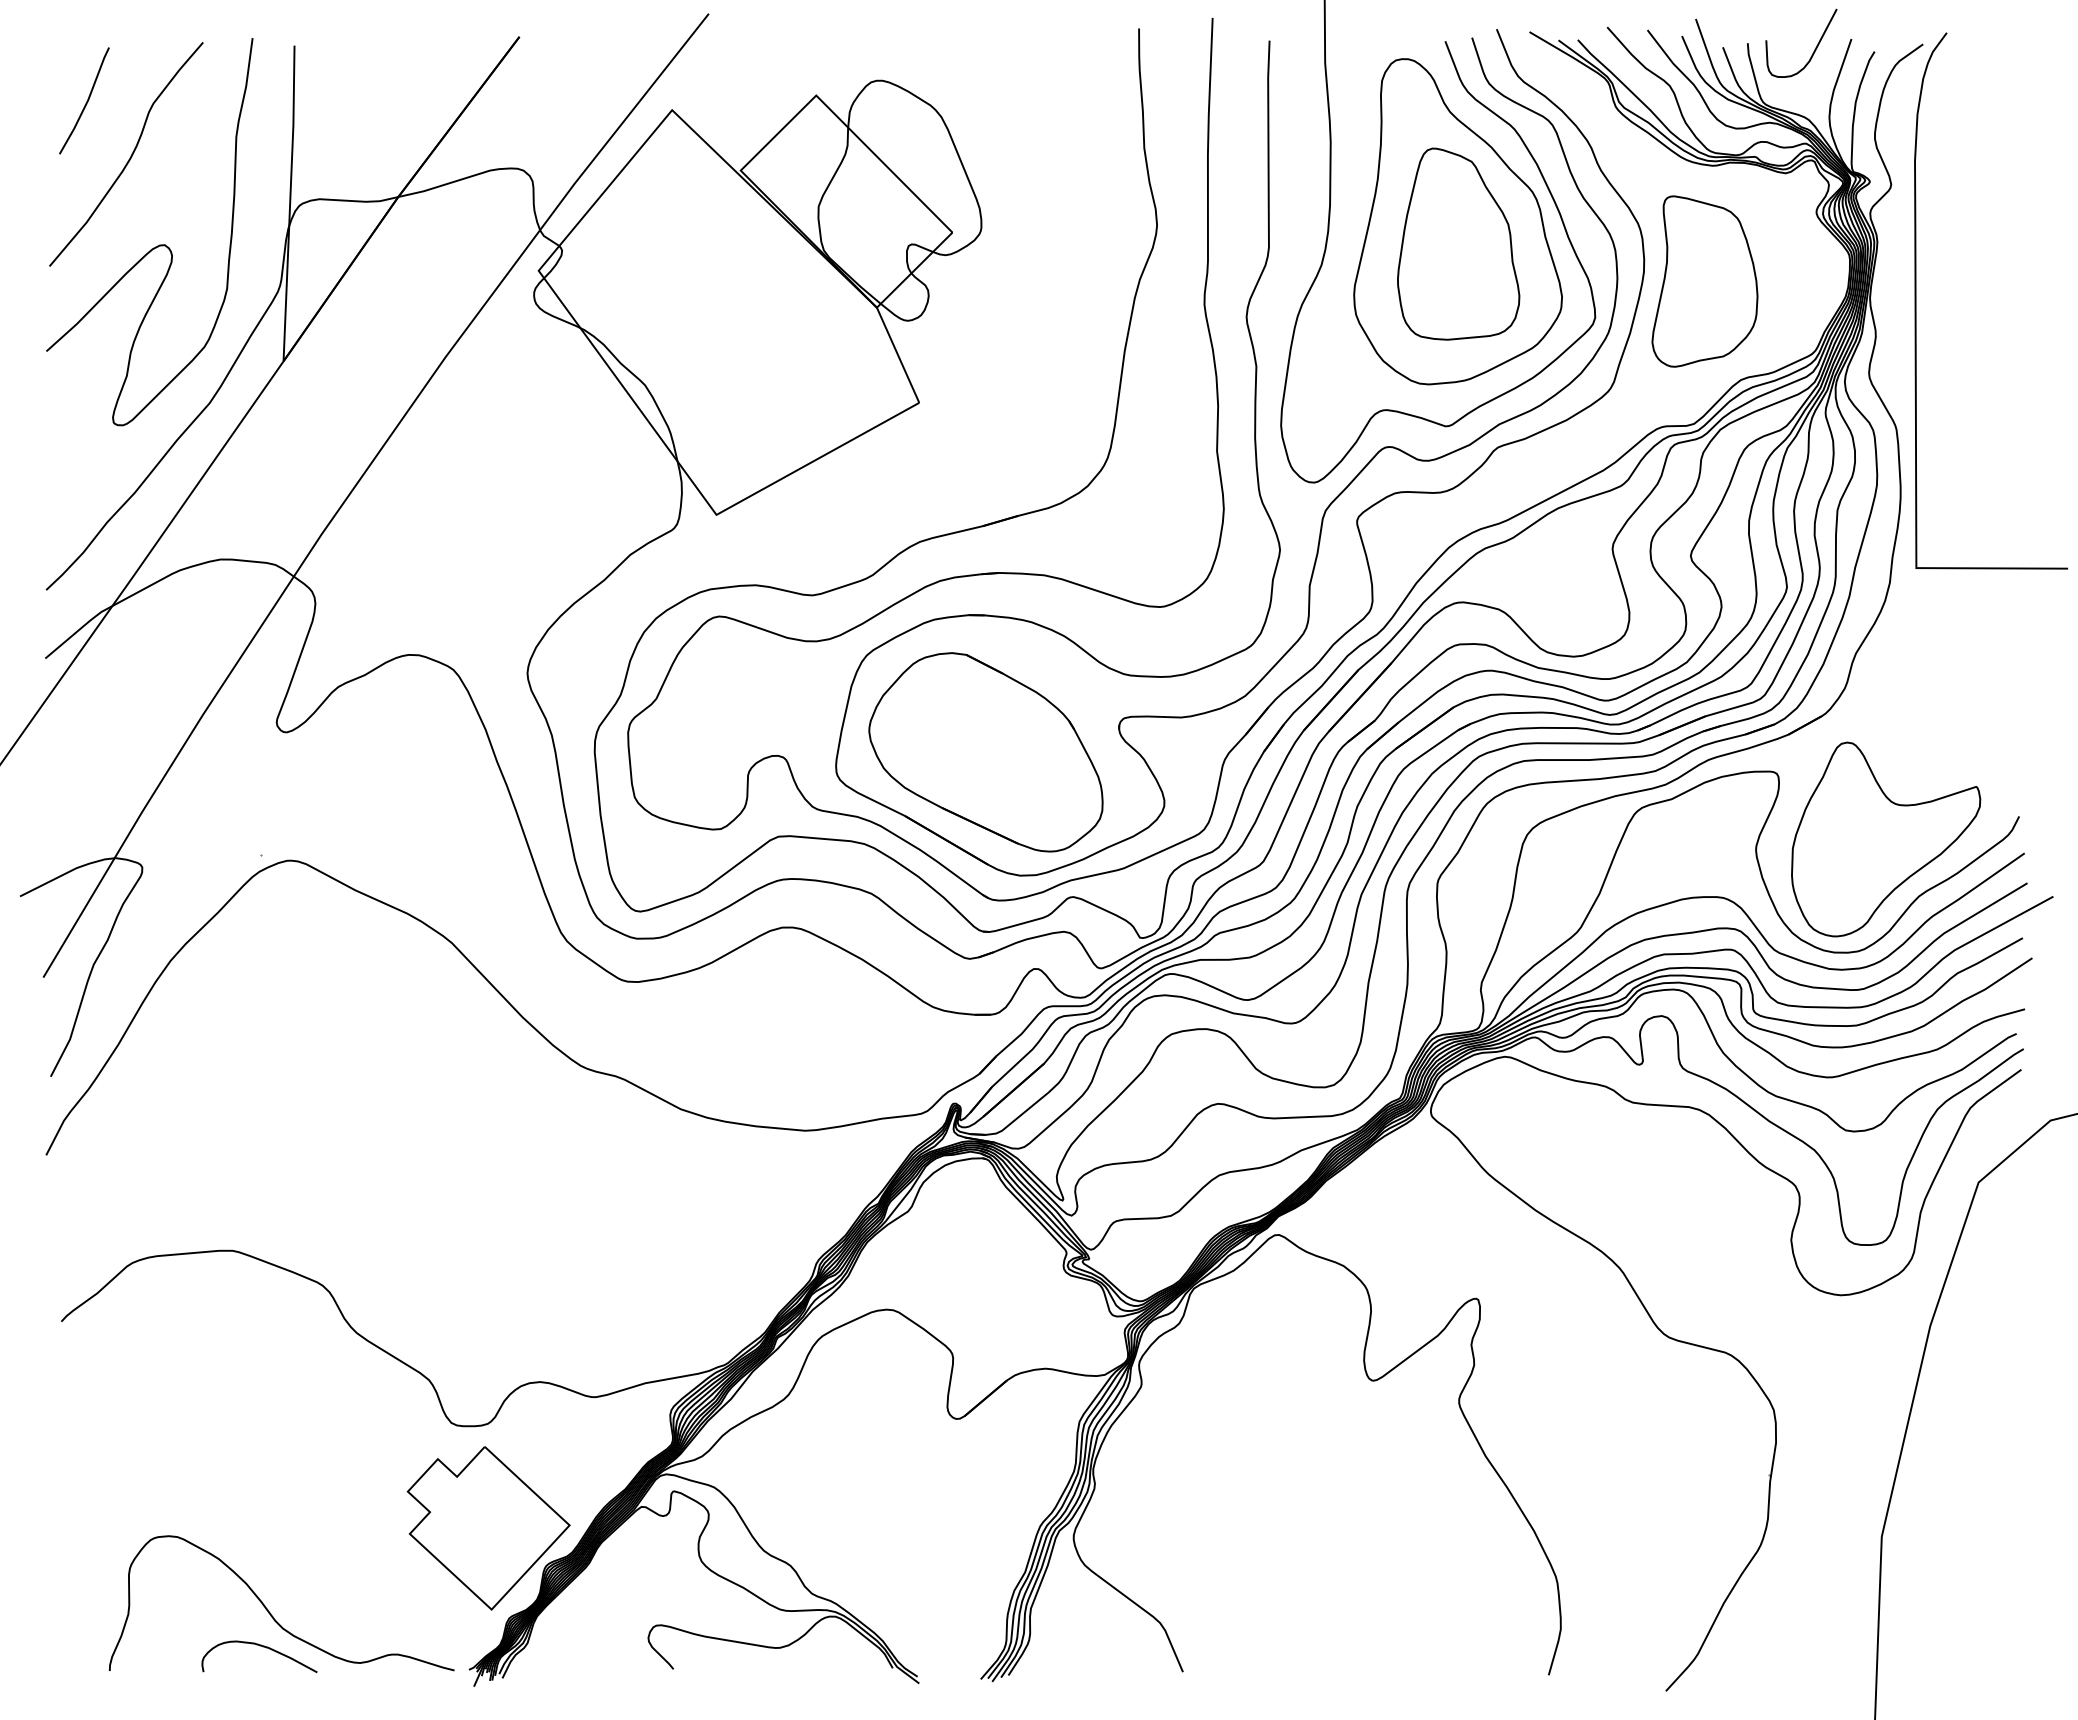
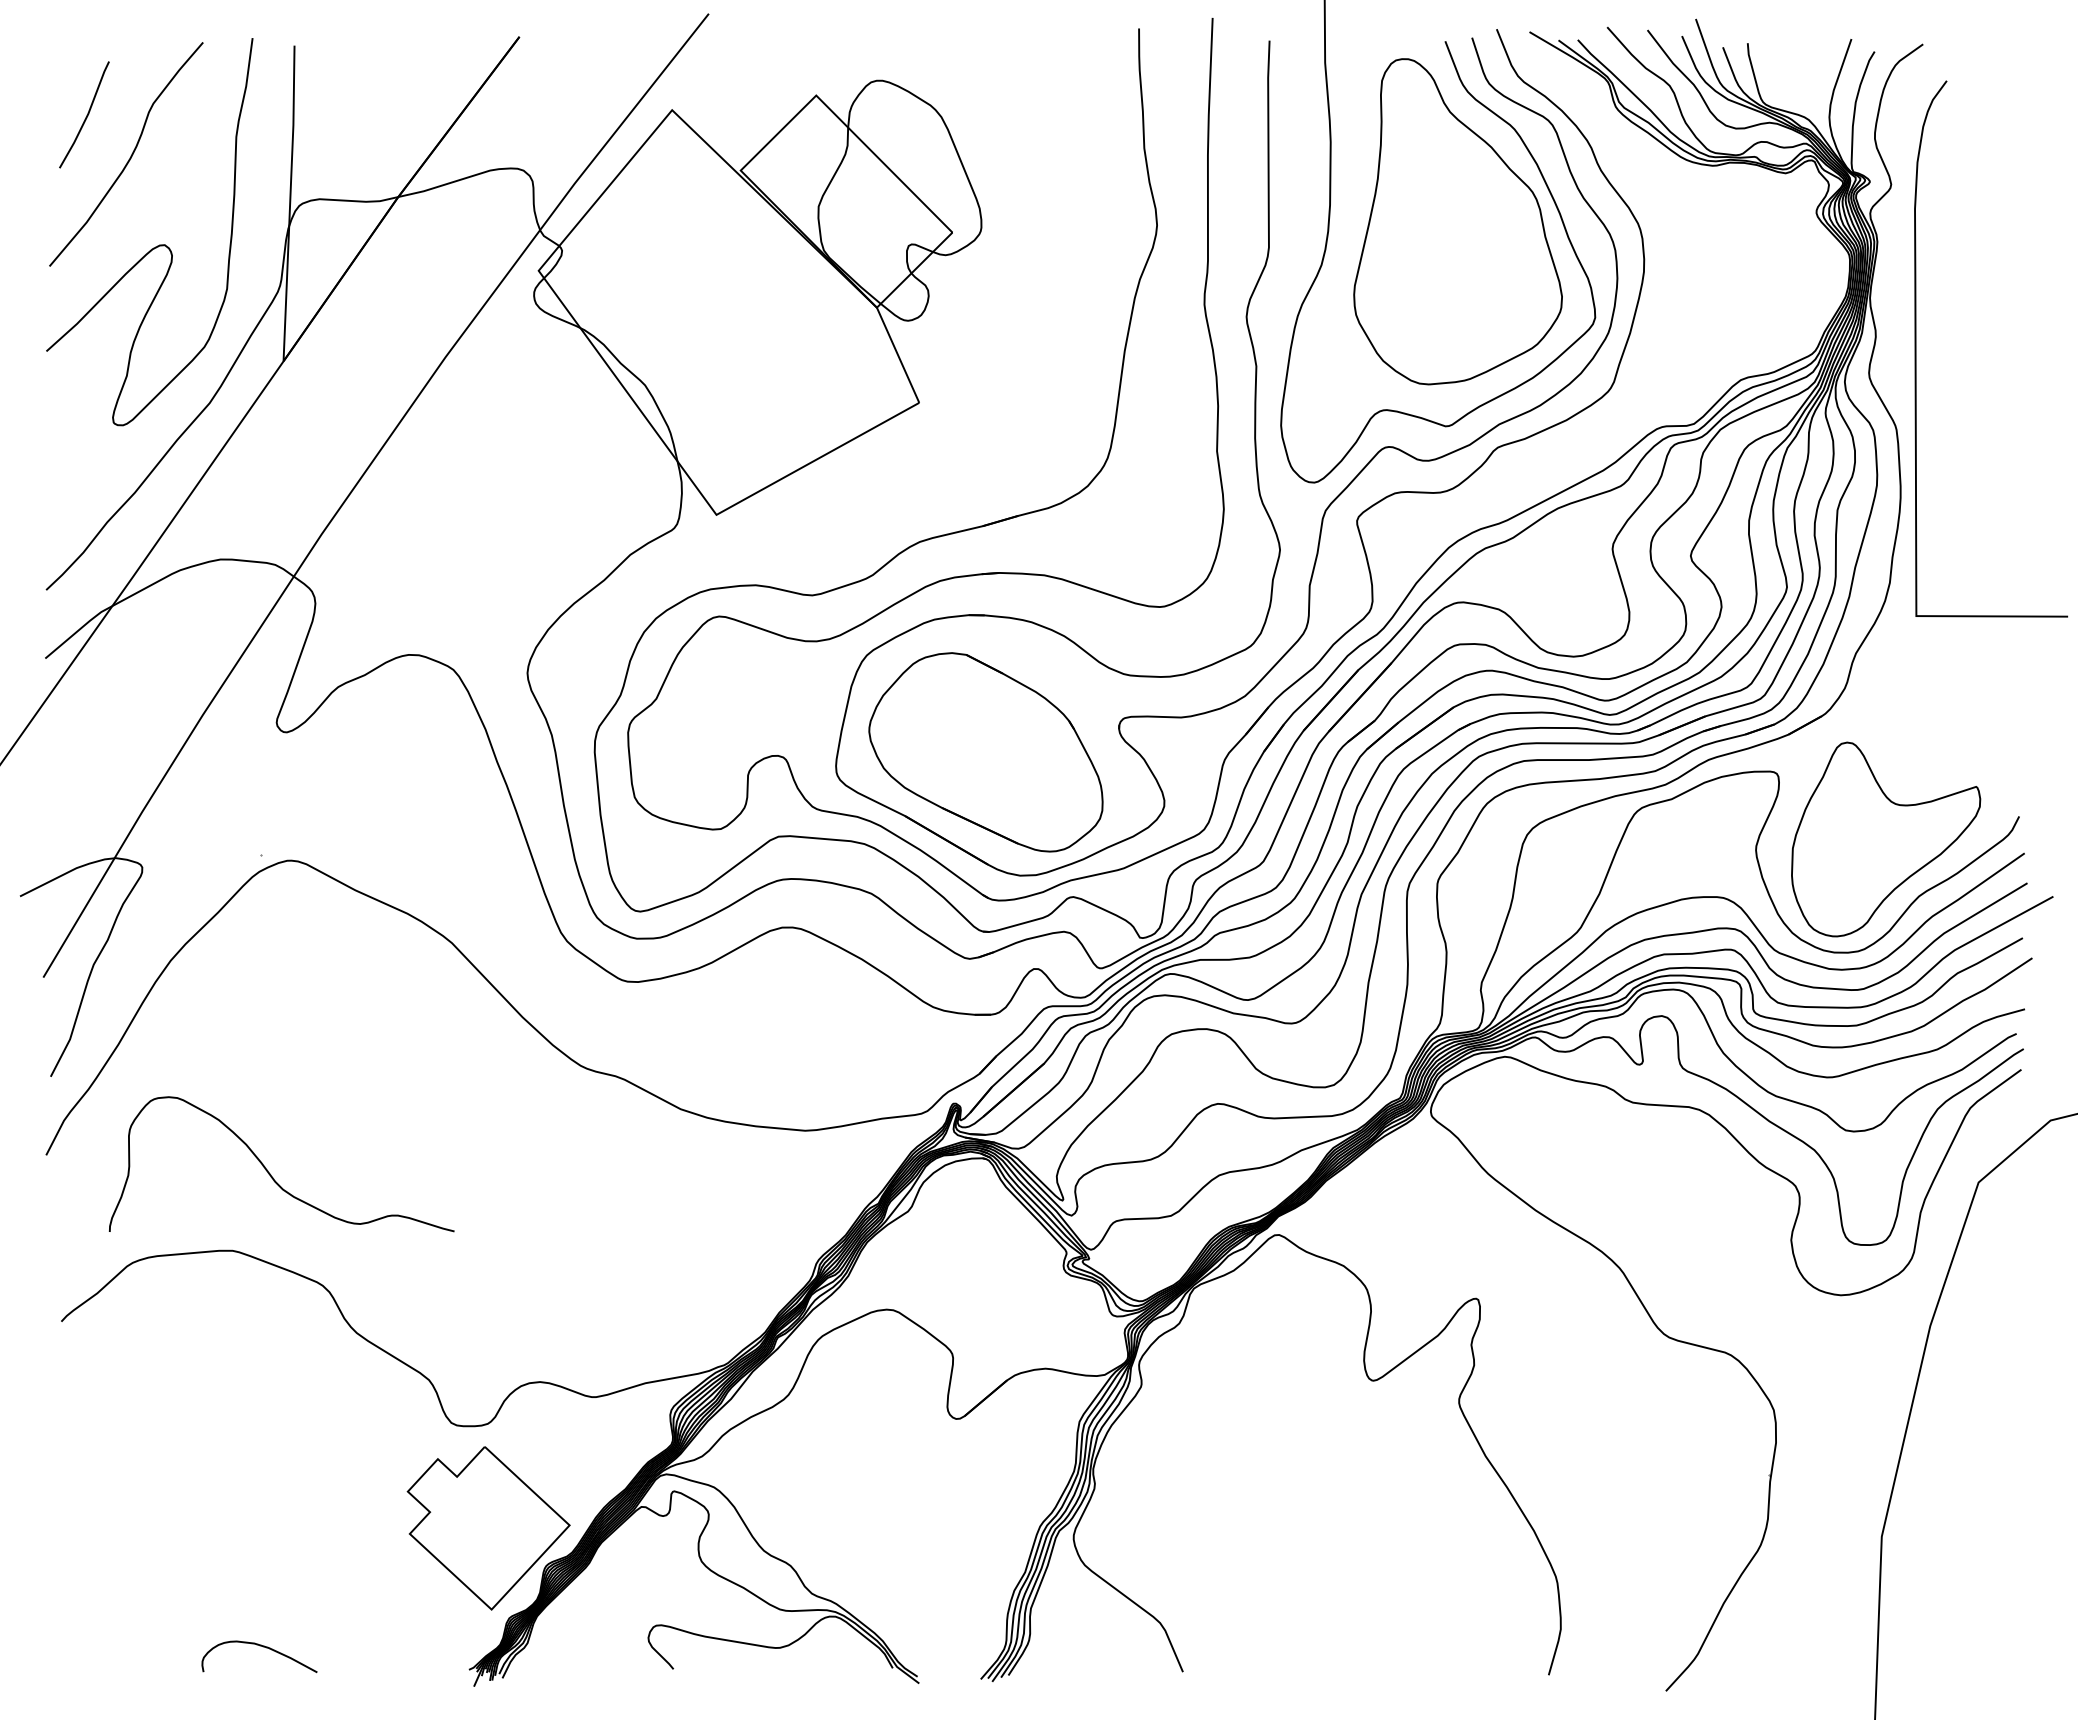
curve: present -> none (1814, 49)
line position: (86, 101) -> (86, 115) (86, 115)
part: present -> none (1458, 243)
part: present -> none (1704, 281)
curve position: (1916, 300) -> (1916, 348) (1916, 348)
curve position: (271, 1613) -> (271, 1174) (271, 1174)
